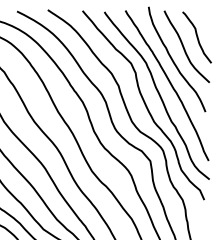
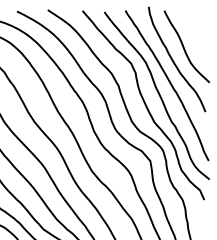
curve: present -> none (196, 37)
